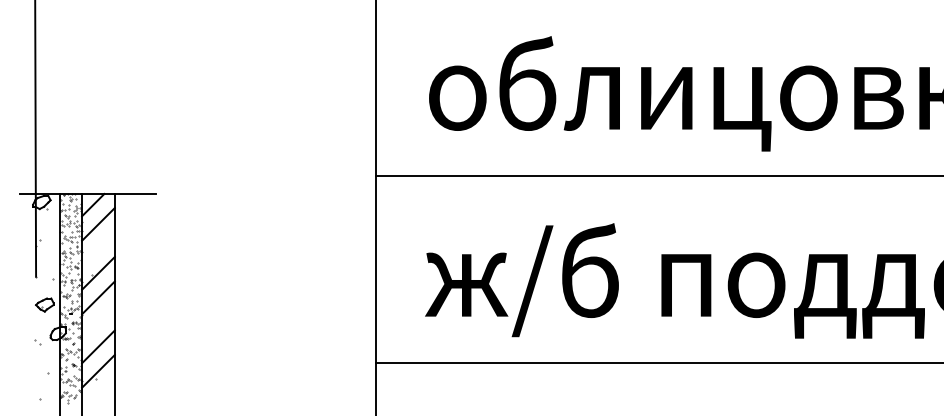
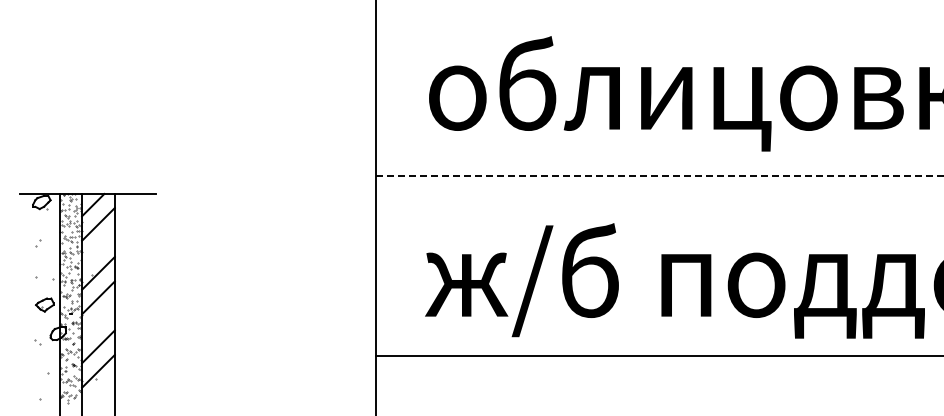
line: present -> none (35, 139)
line: solid -> dashed (660, 176)
line position: (658, 363) -> (658, 356) (658, 356)
